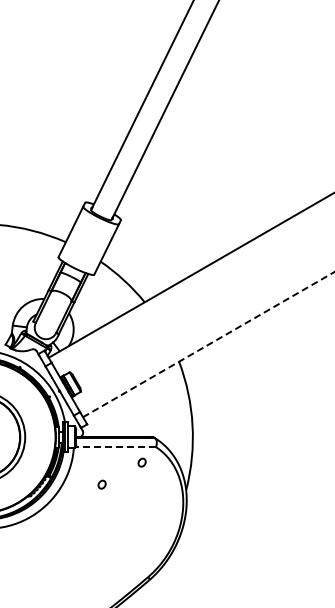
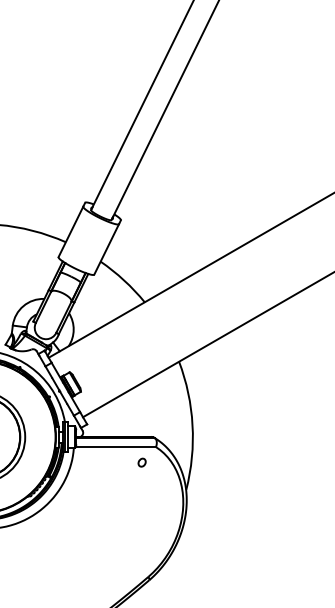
line: dashed -> solid (209, 344)
line: dashed -> solid (115, 447)
part: present -> none (101, 484)
